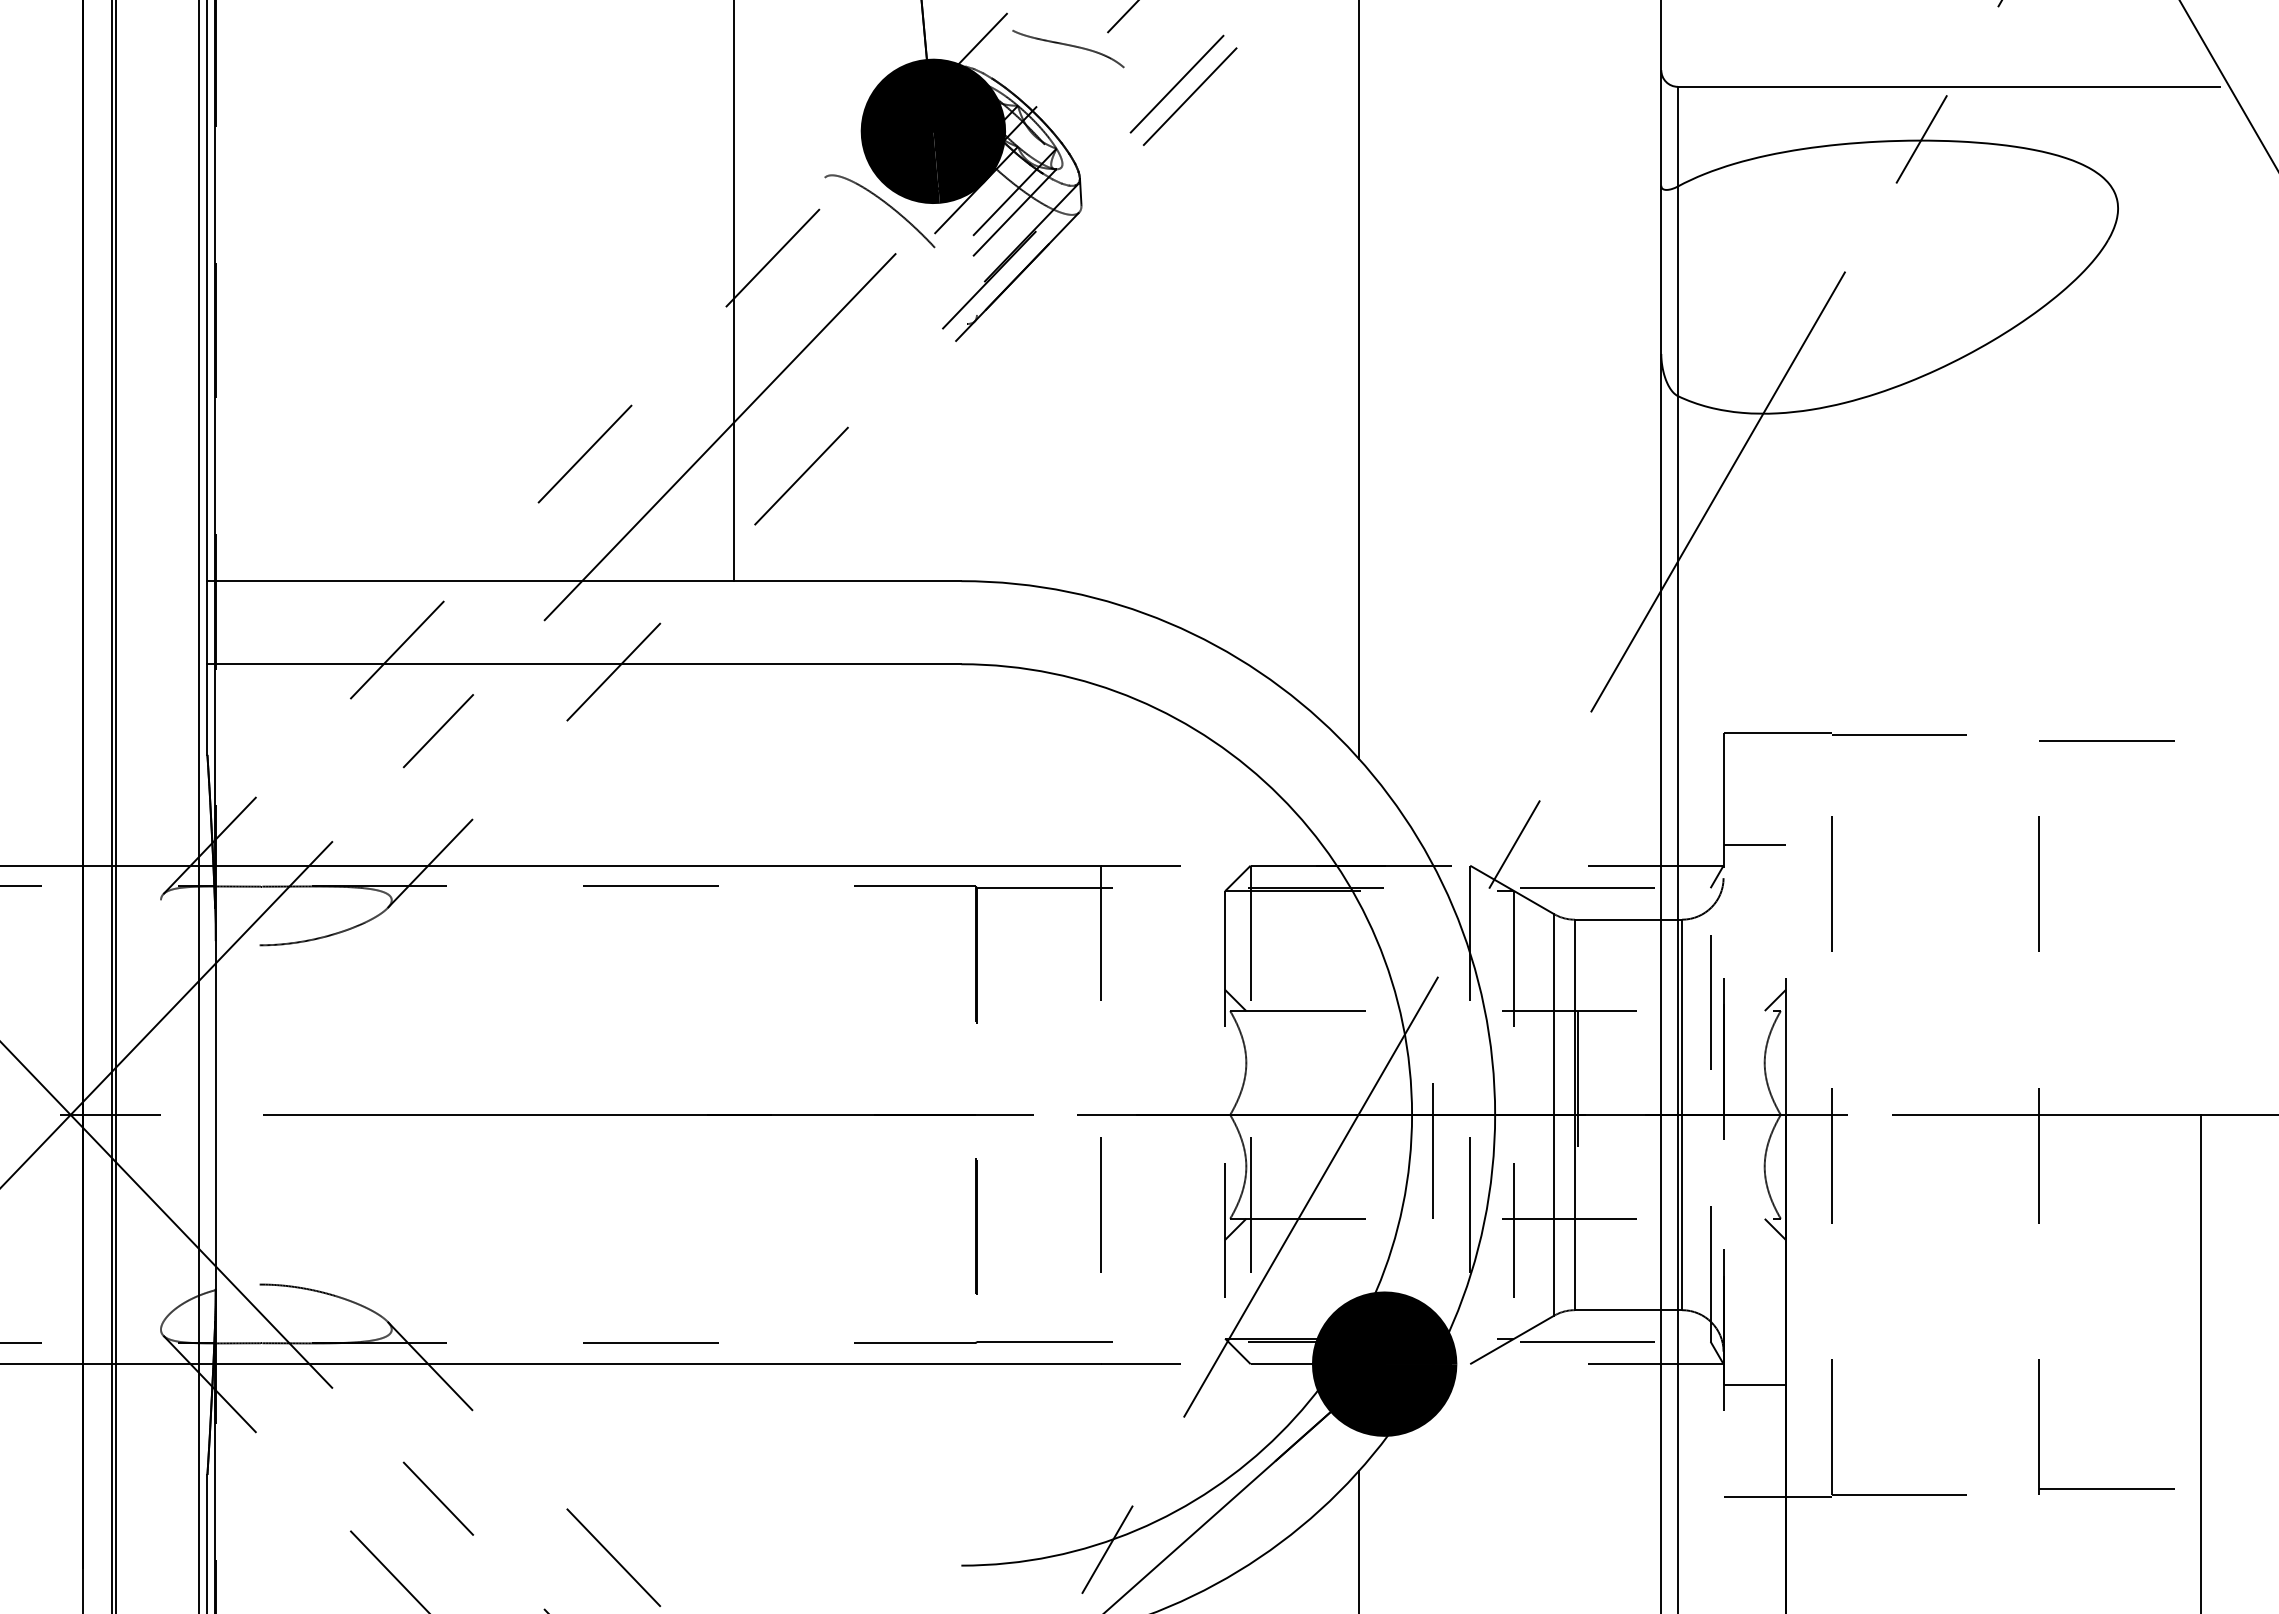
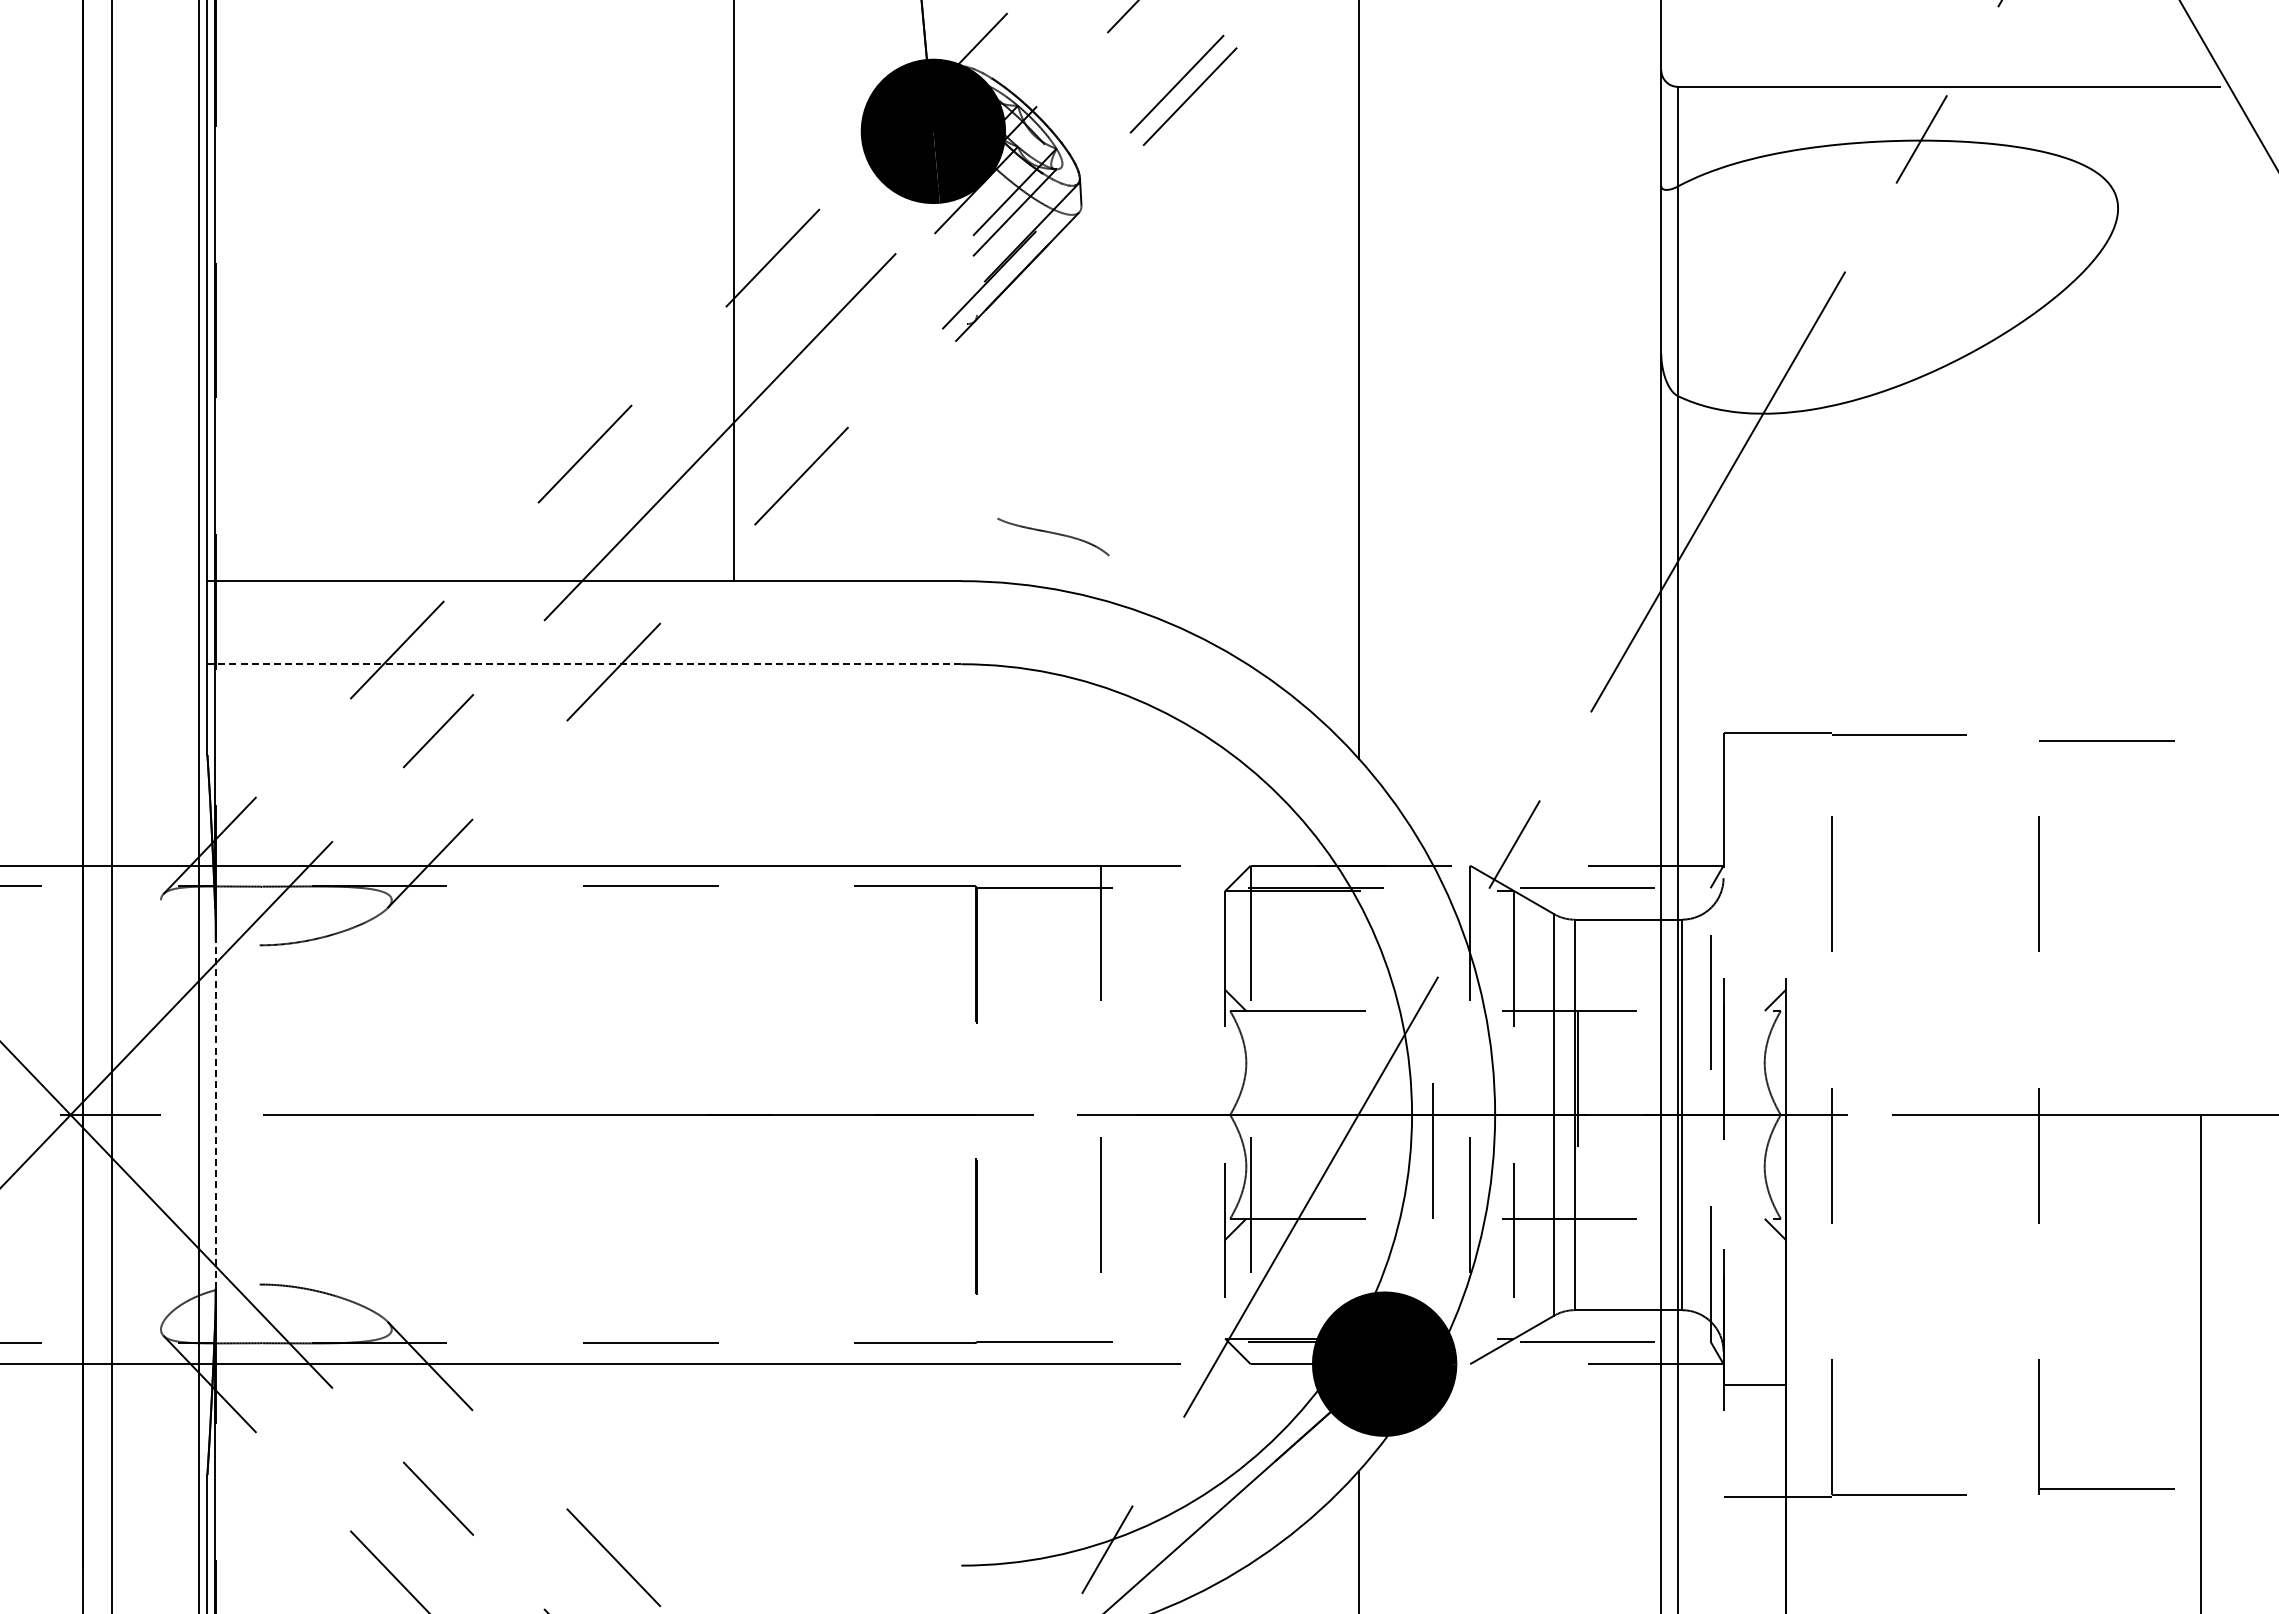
curve position: (1069, 46) -> (1054, 534) (1054, 534)
curve: present -> none (884, 203)
line: solid -> dashed (584, 664)
line: present -> none (116, 806)
line: present -> none (1754, 844)
line: solid -> dashed (215, 1114)
